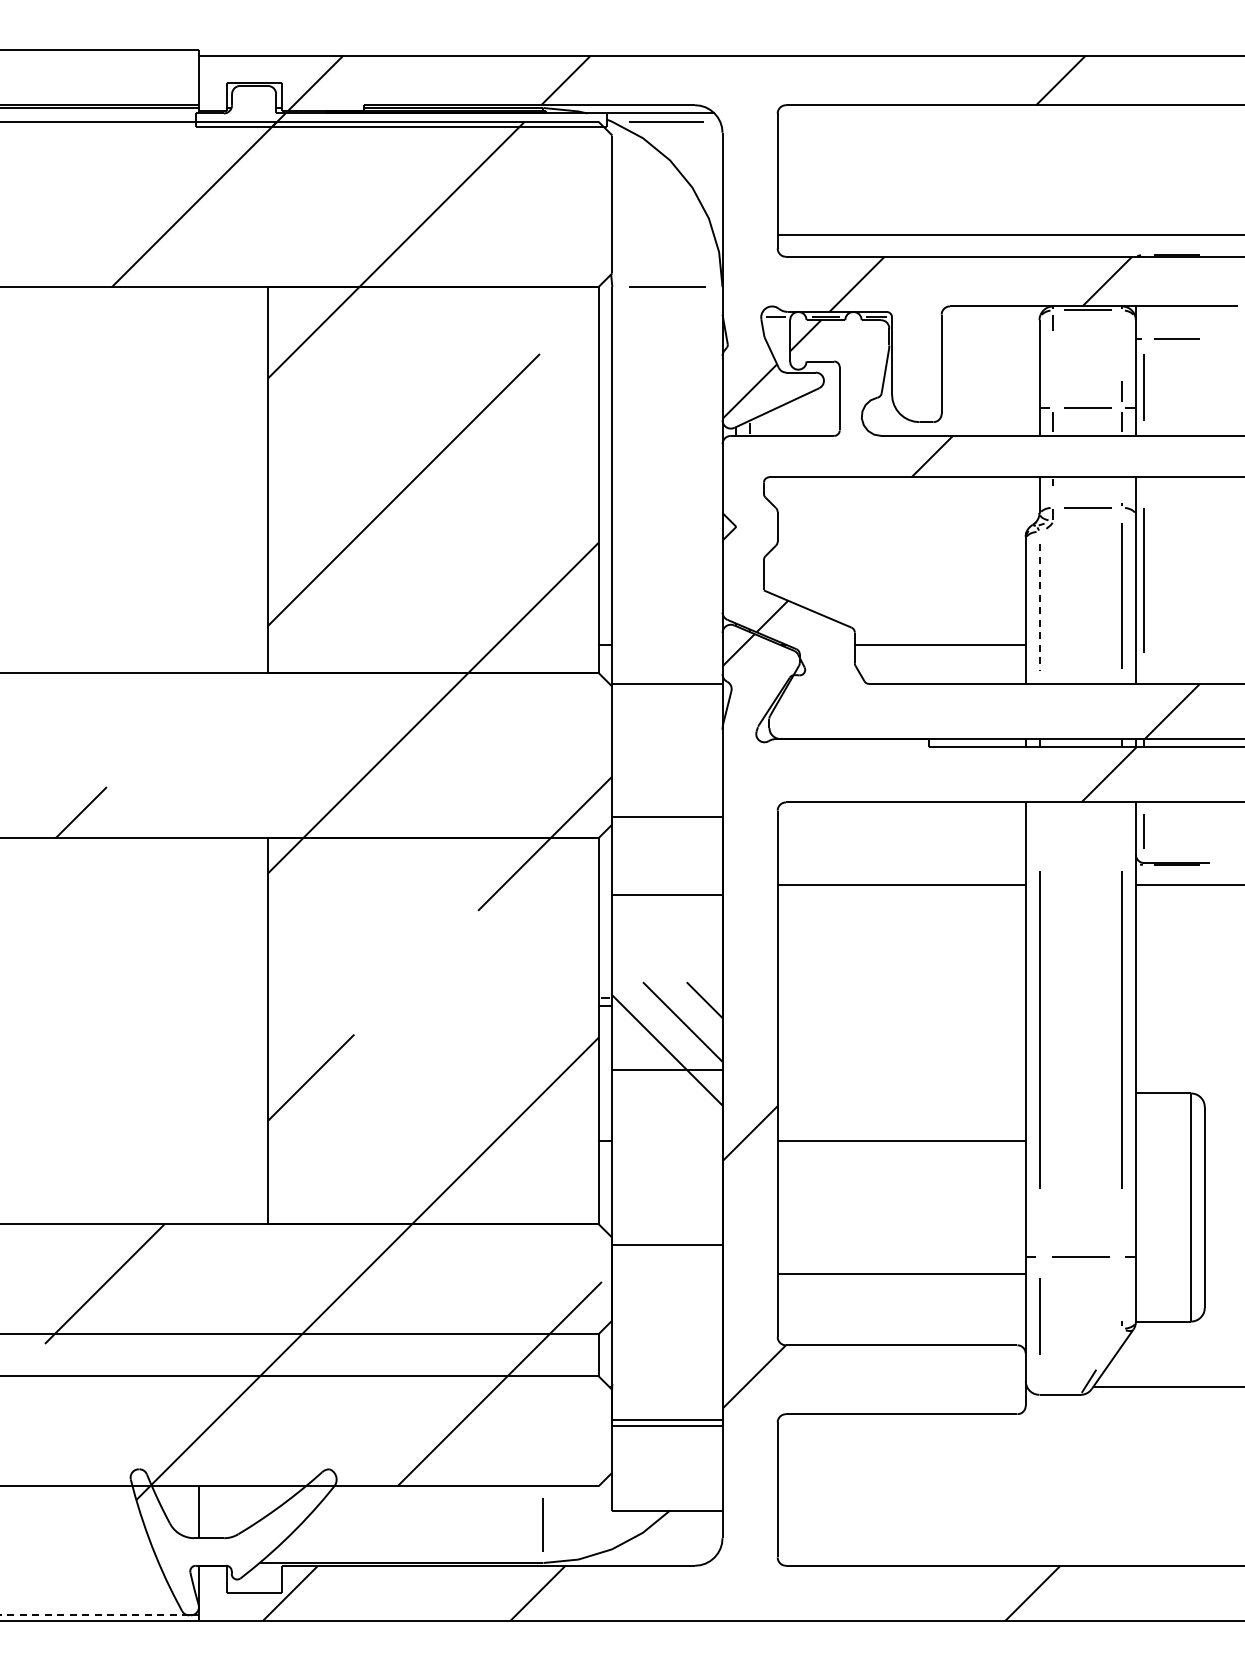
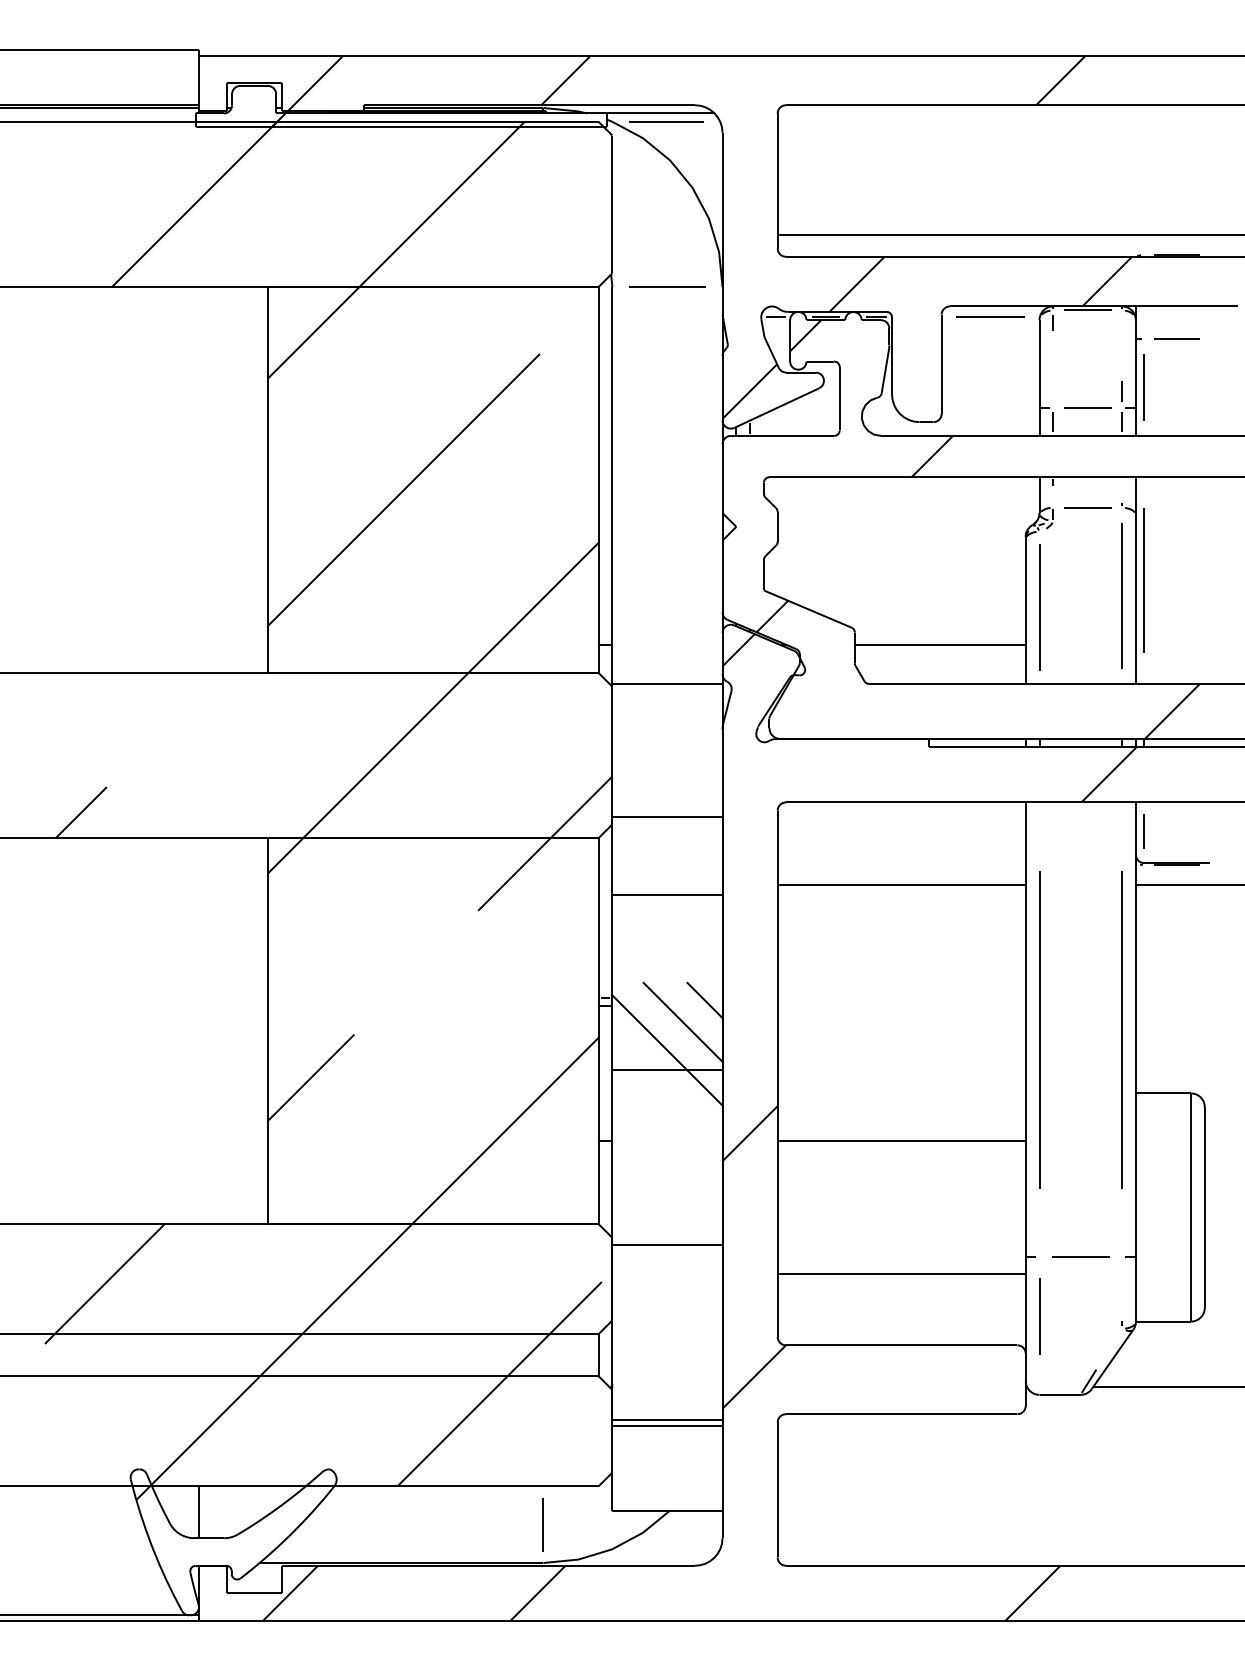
line: none -> present (990, 316)
line: dashed -> solid (1039, 608)
line: dashed -> solid (94, 1615)
